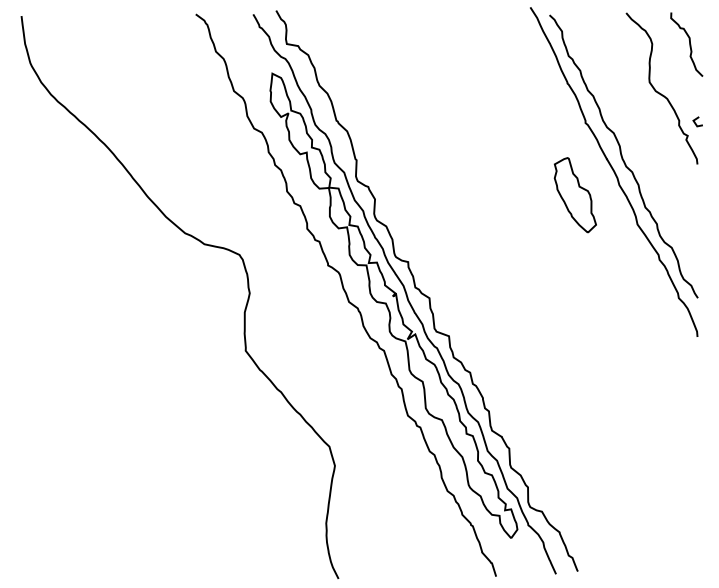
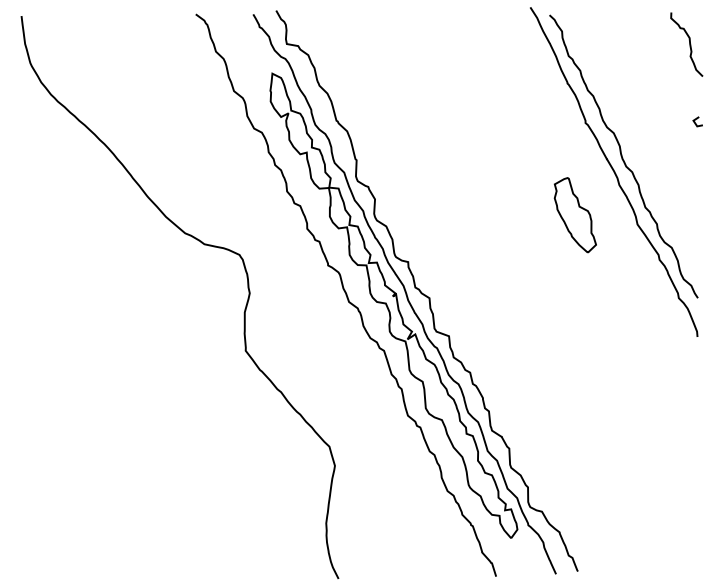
curve: present -> none (658, 91)
part position: (574, 195) -> (574, 215) (574, 215)
